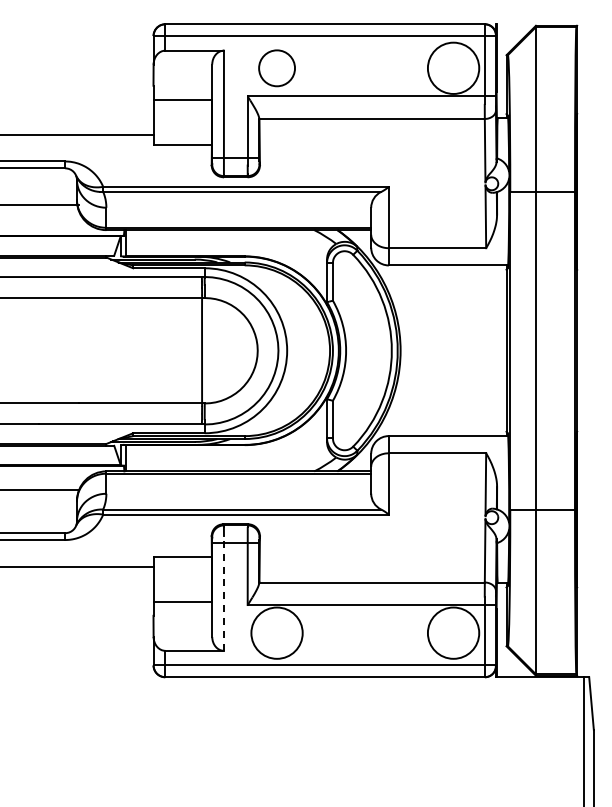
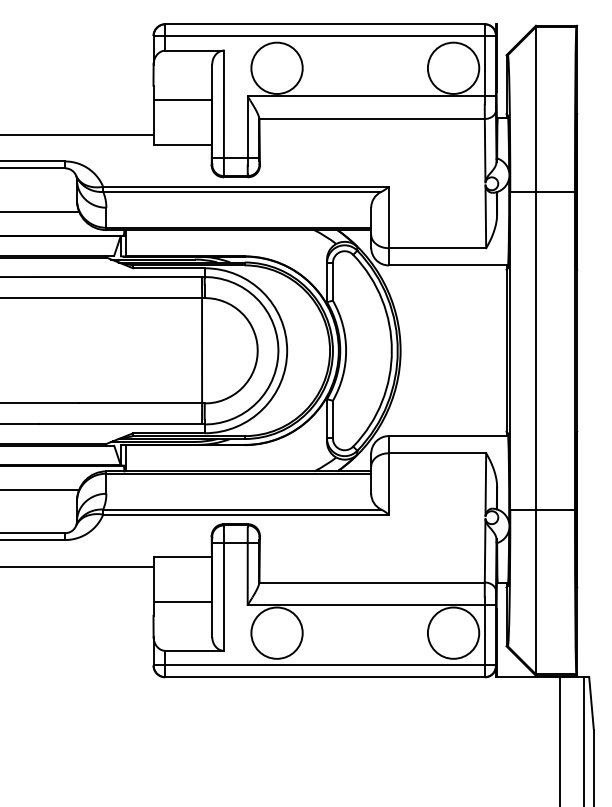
circle diameter: 36 px -> 51 px (276, 67)
line position: (40, 205) -> (40, 212) (40, 212)
line: dashed -> solid (223, 592)
line: none -> present (560, 740)
